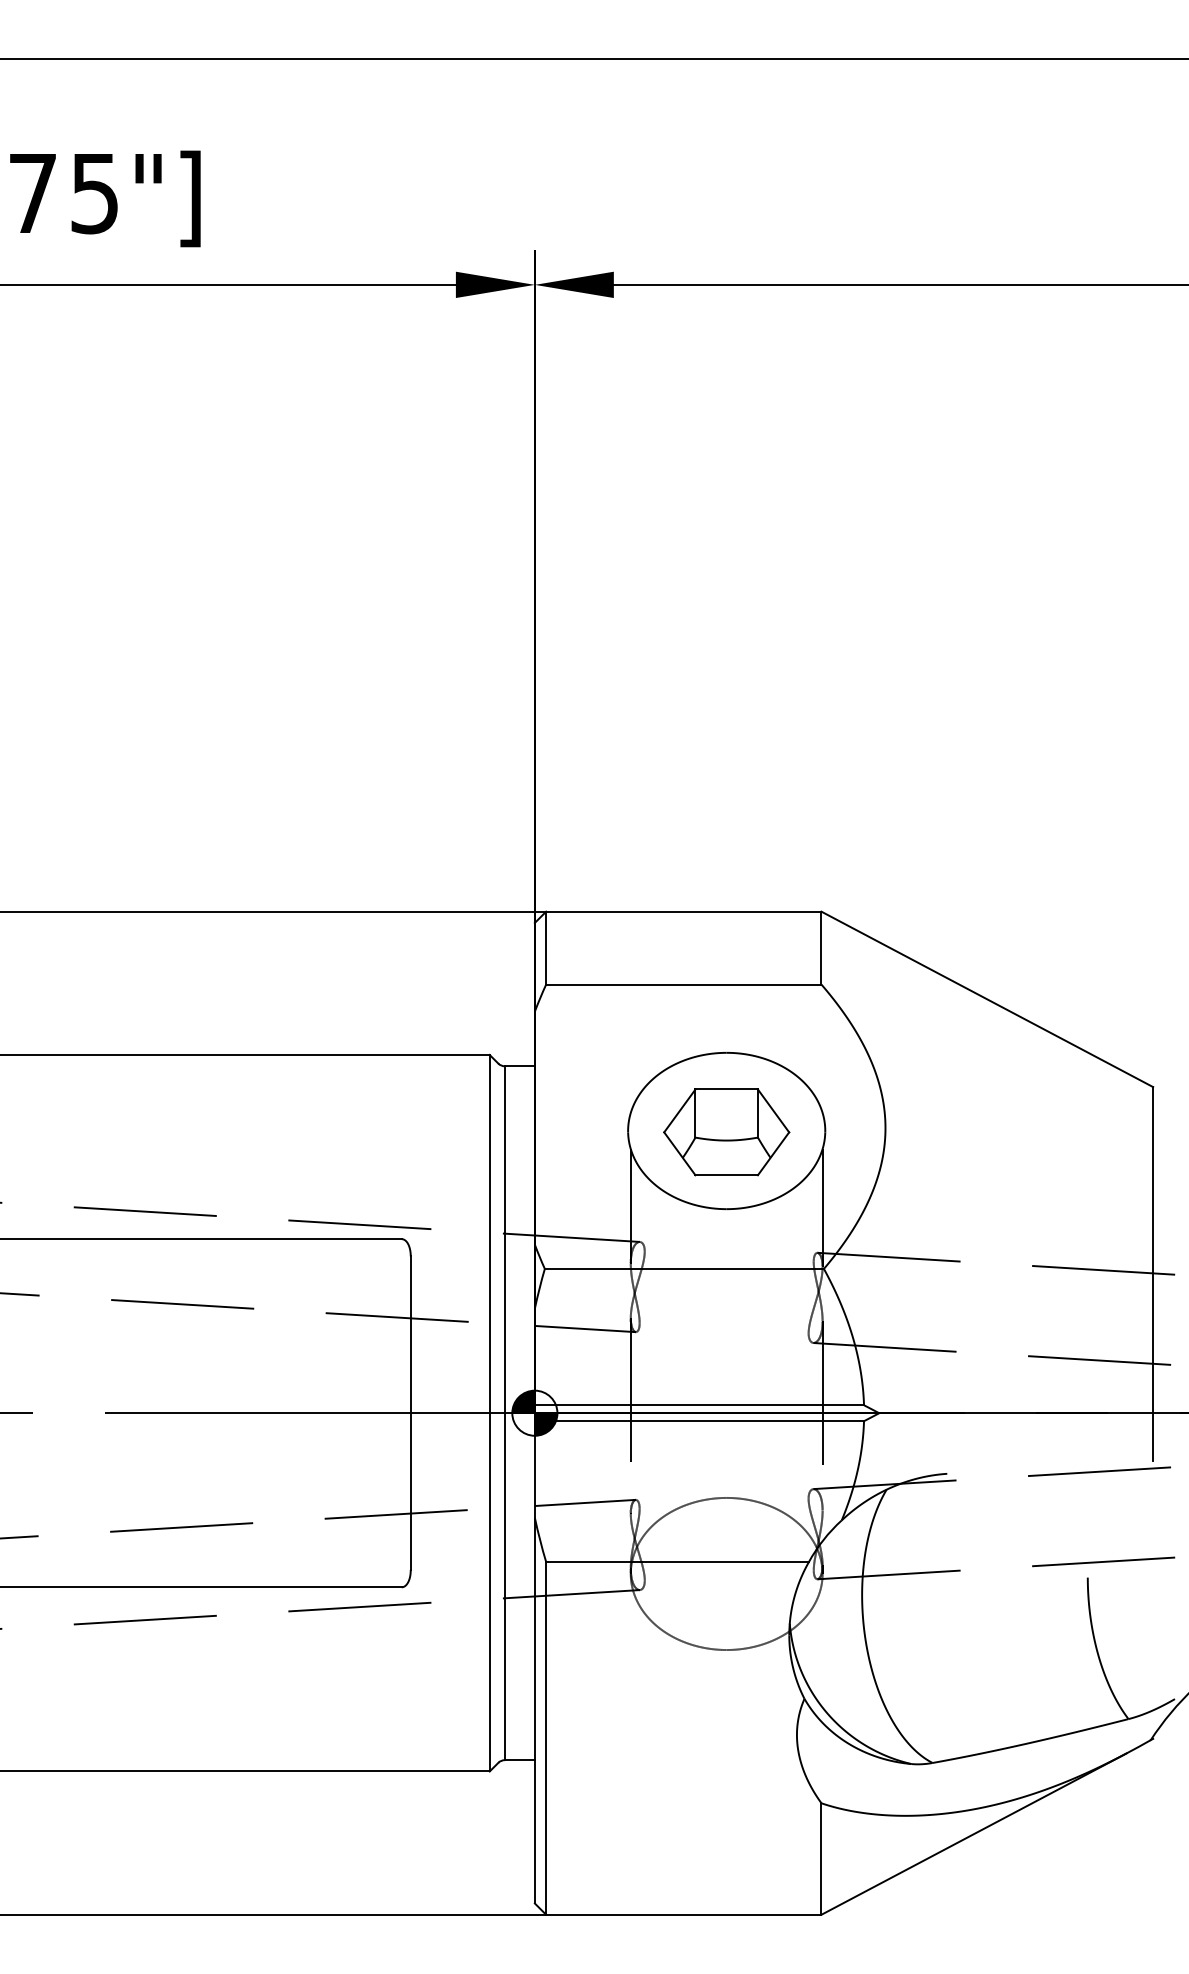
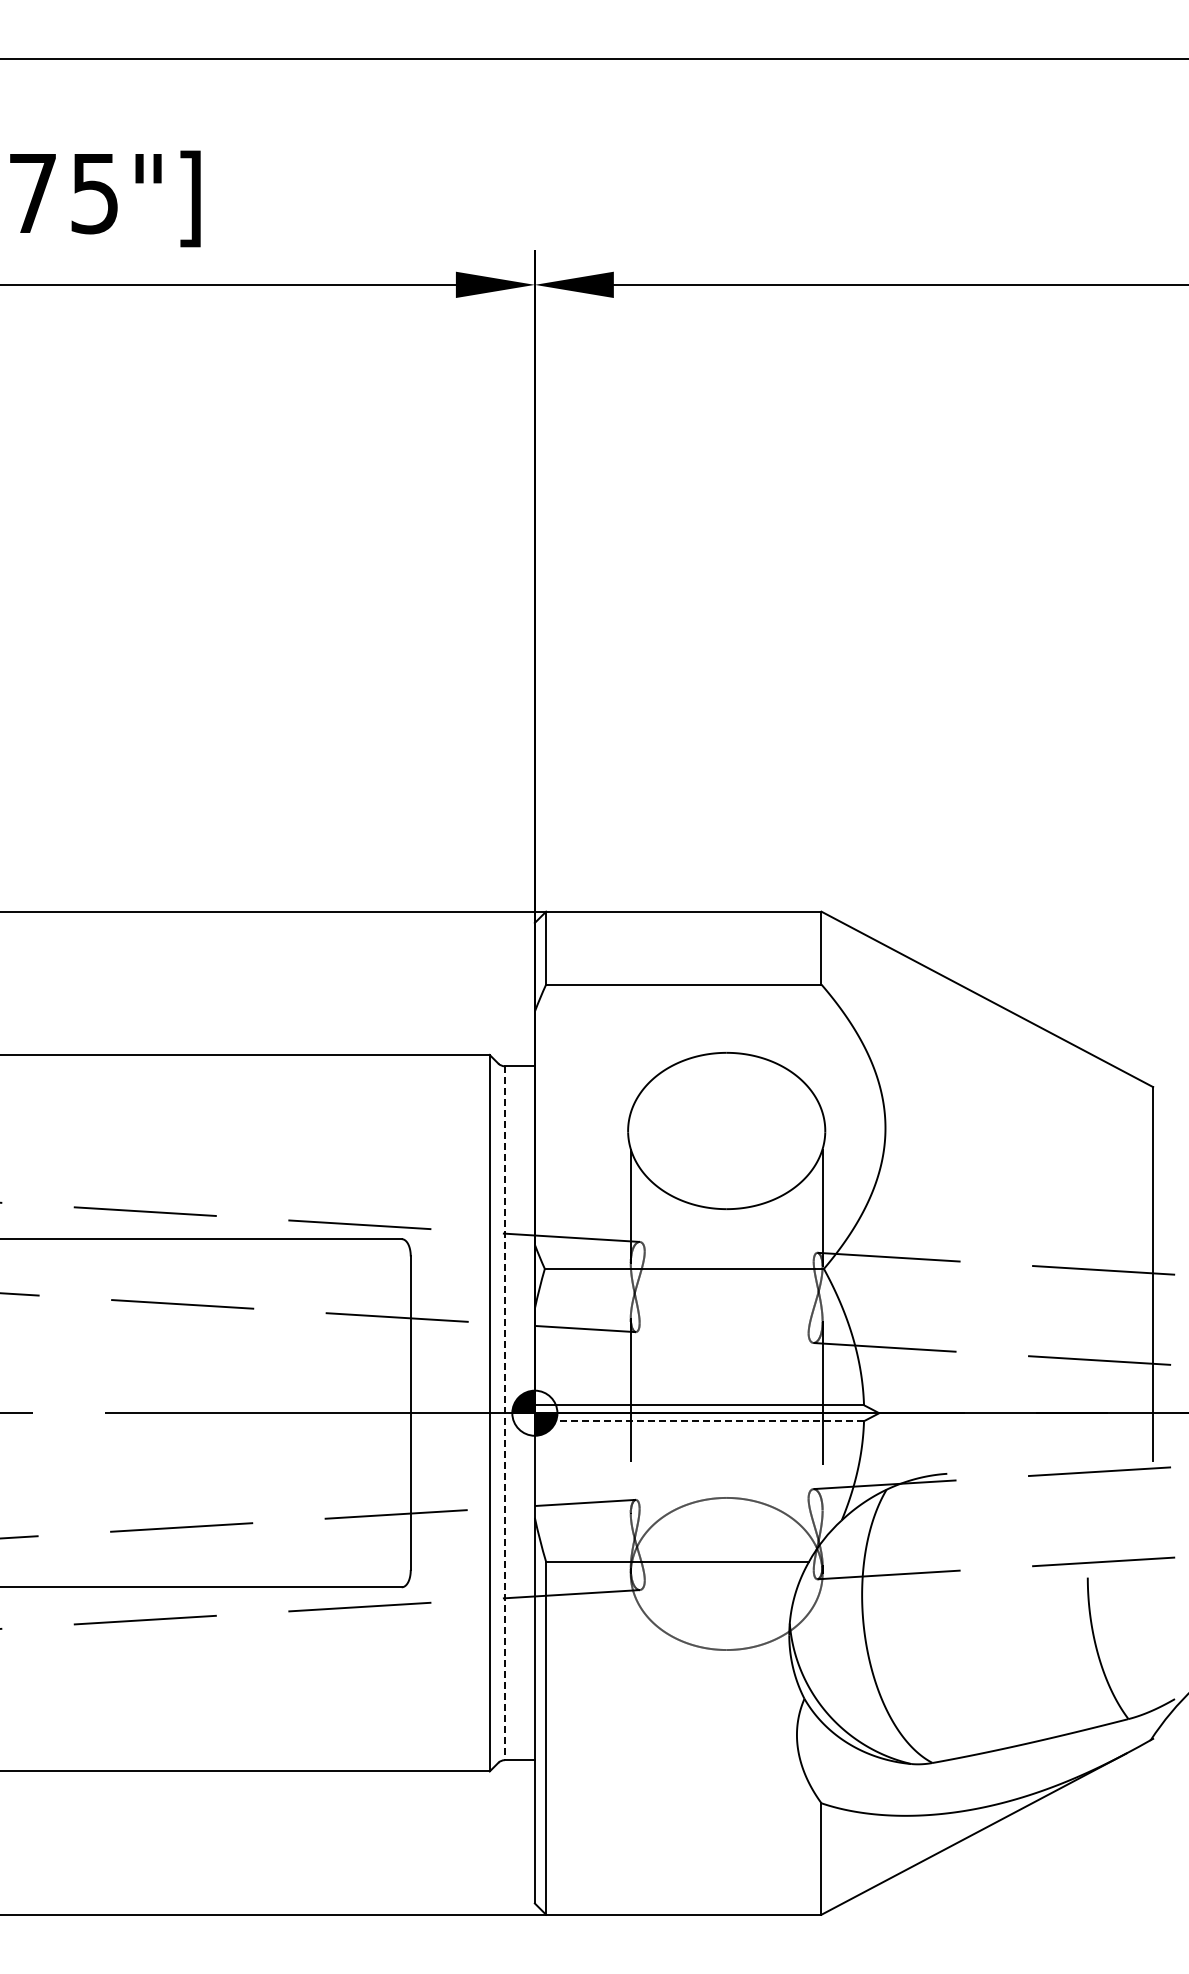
part: present -> none (726, 1132)
line: solid -> dashed (504, 1413)
line: solid -> dashed (699, 1421)
